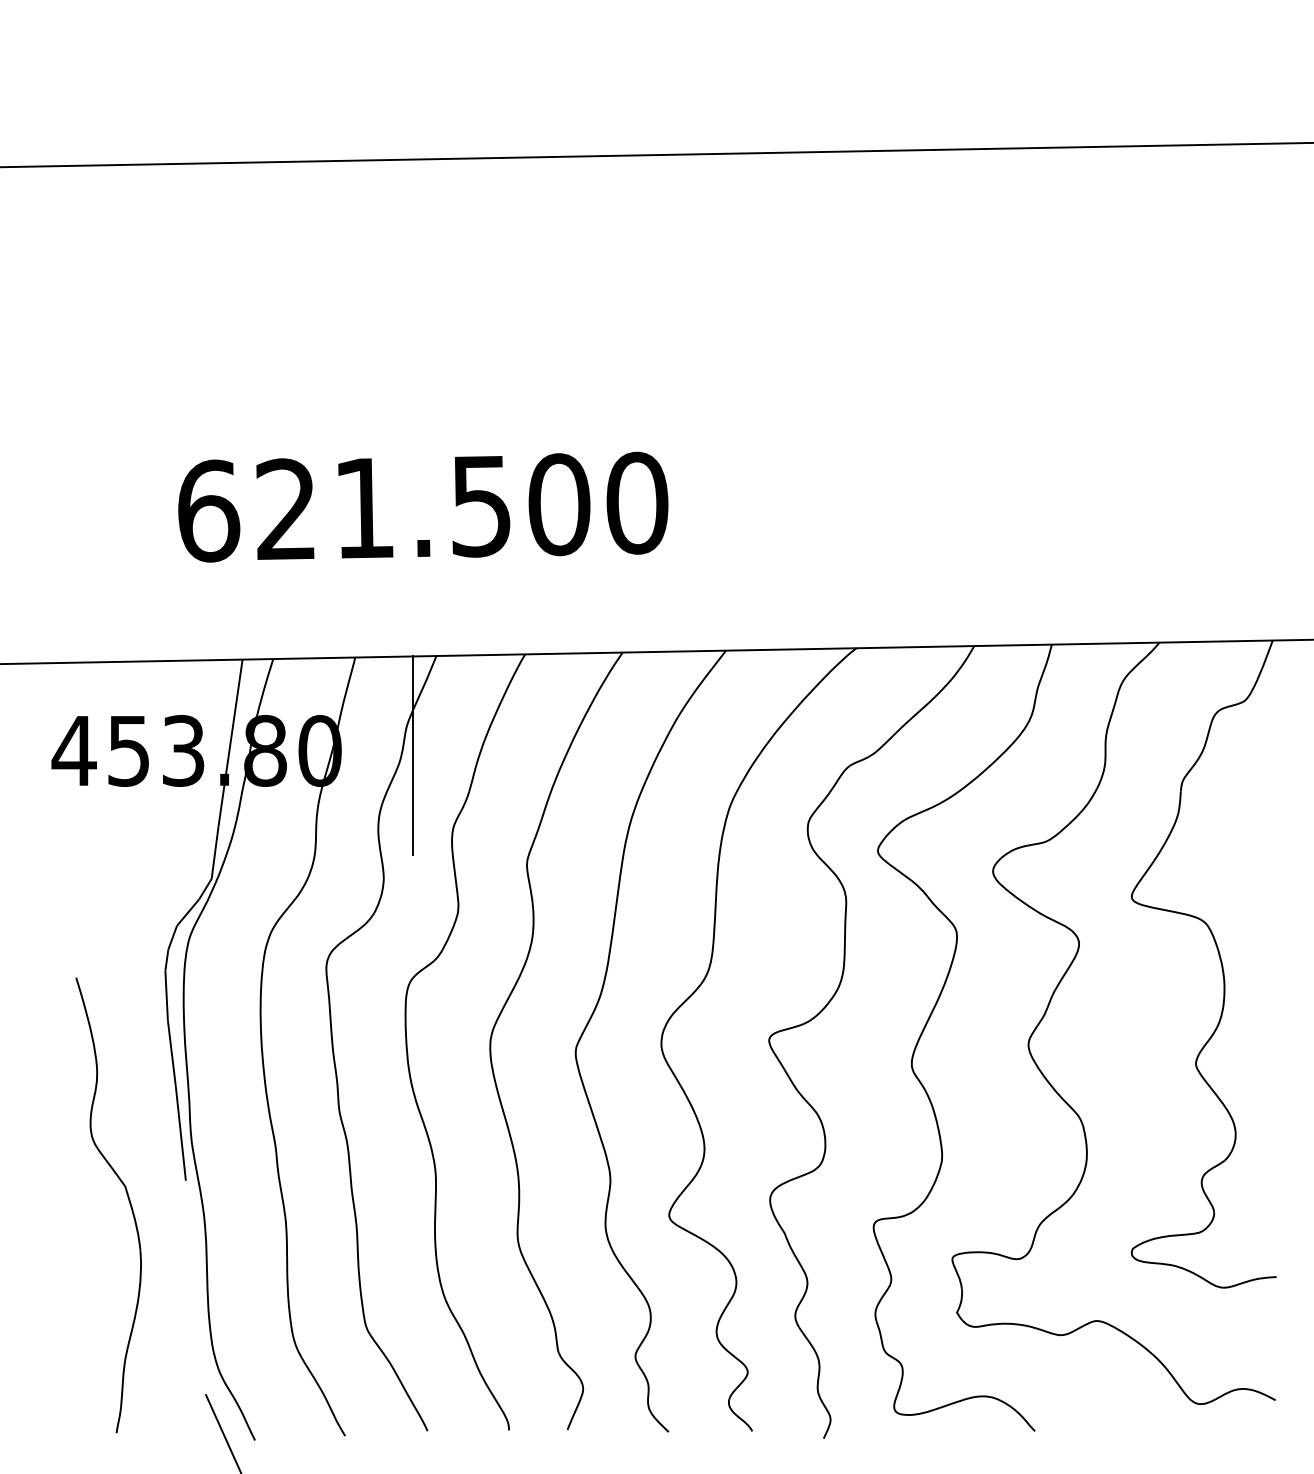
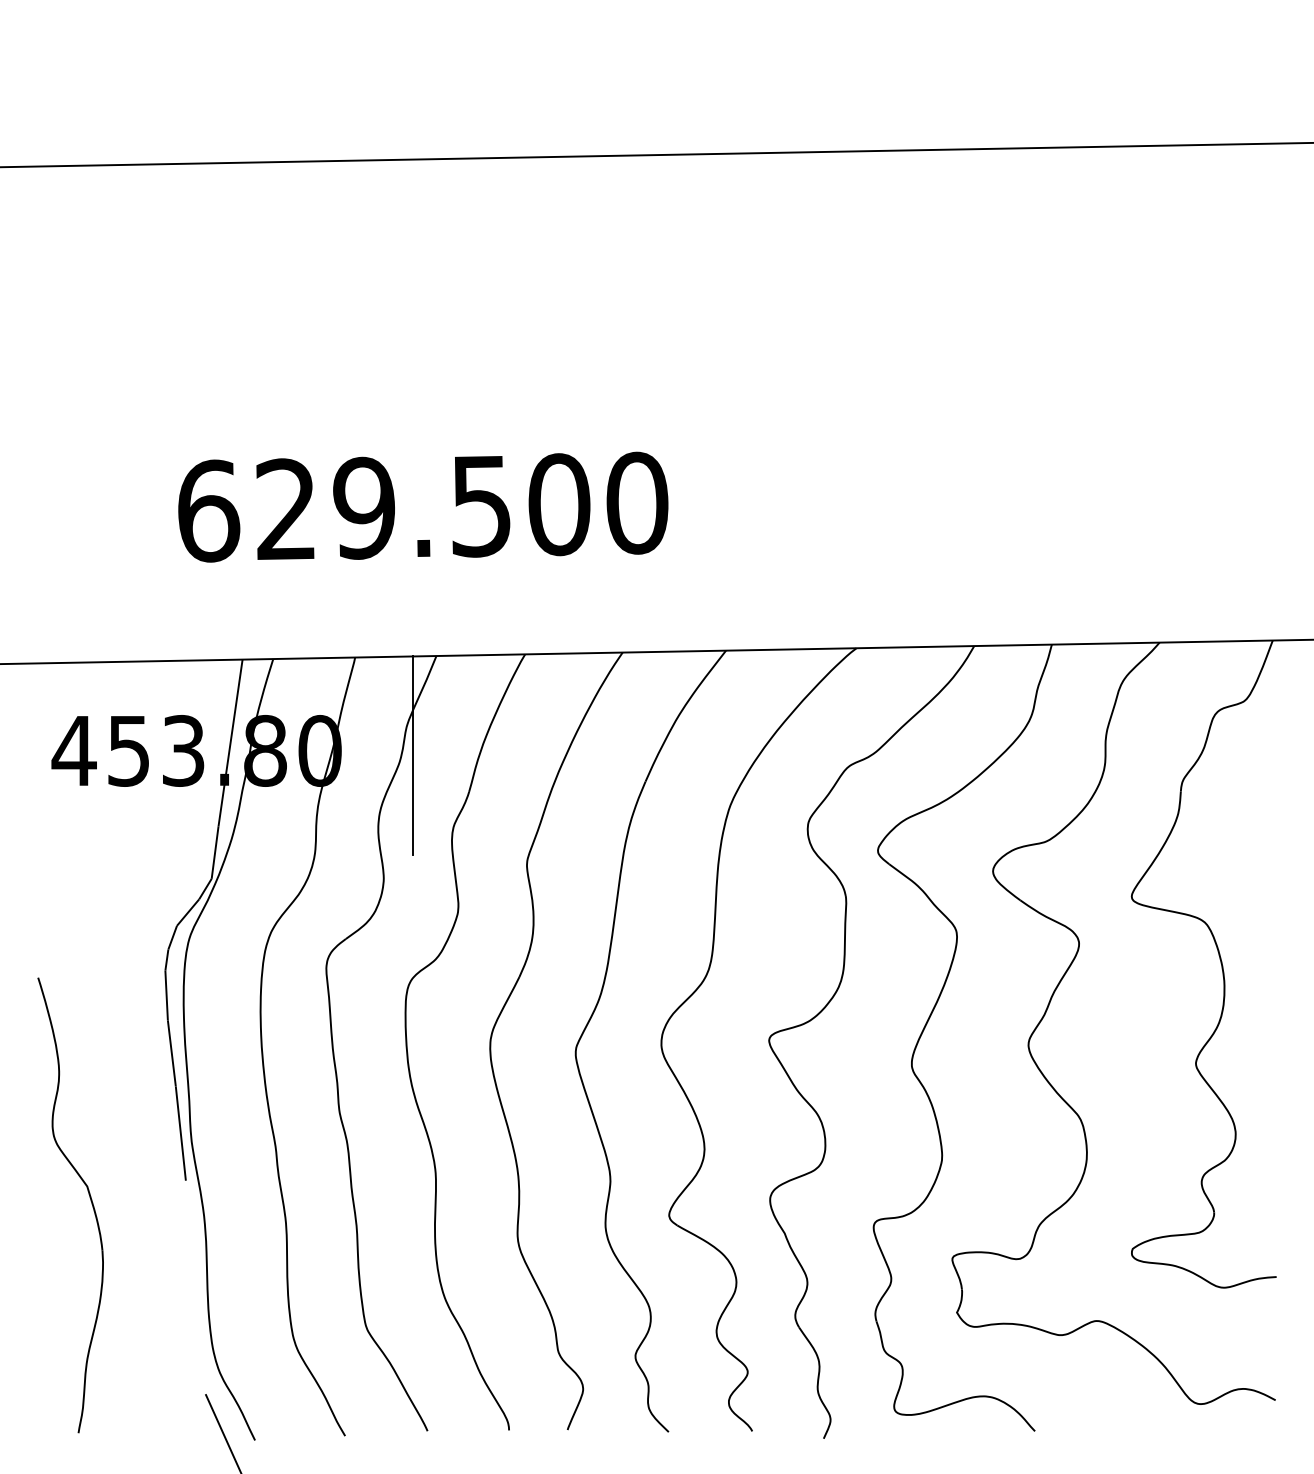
text: 621.500 -> 629.500 (363, 507)
part position: (128, 1201) -> (90, 1201) (90, 1201)
